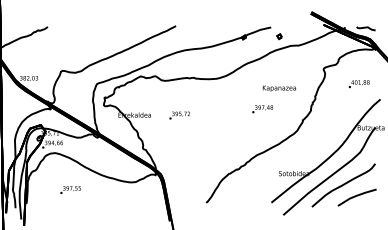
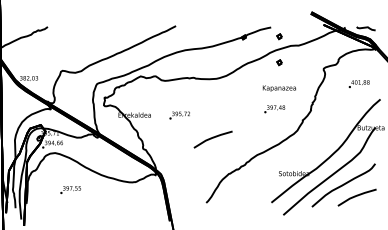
part: none -> present (279, 62)
text position: (262, 109) -> (274, 109) (274, 109)
part: none -> present (212, 139)
